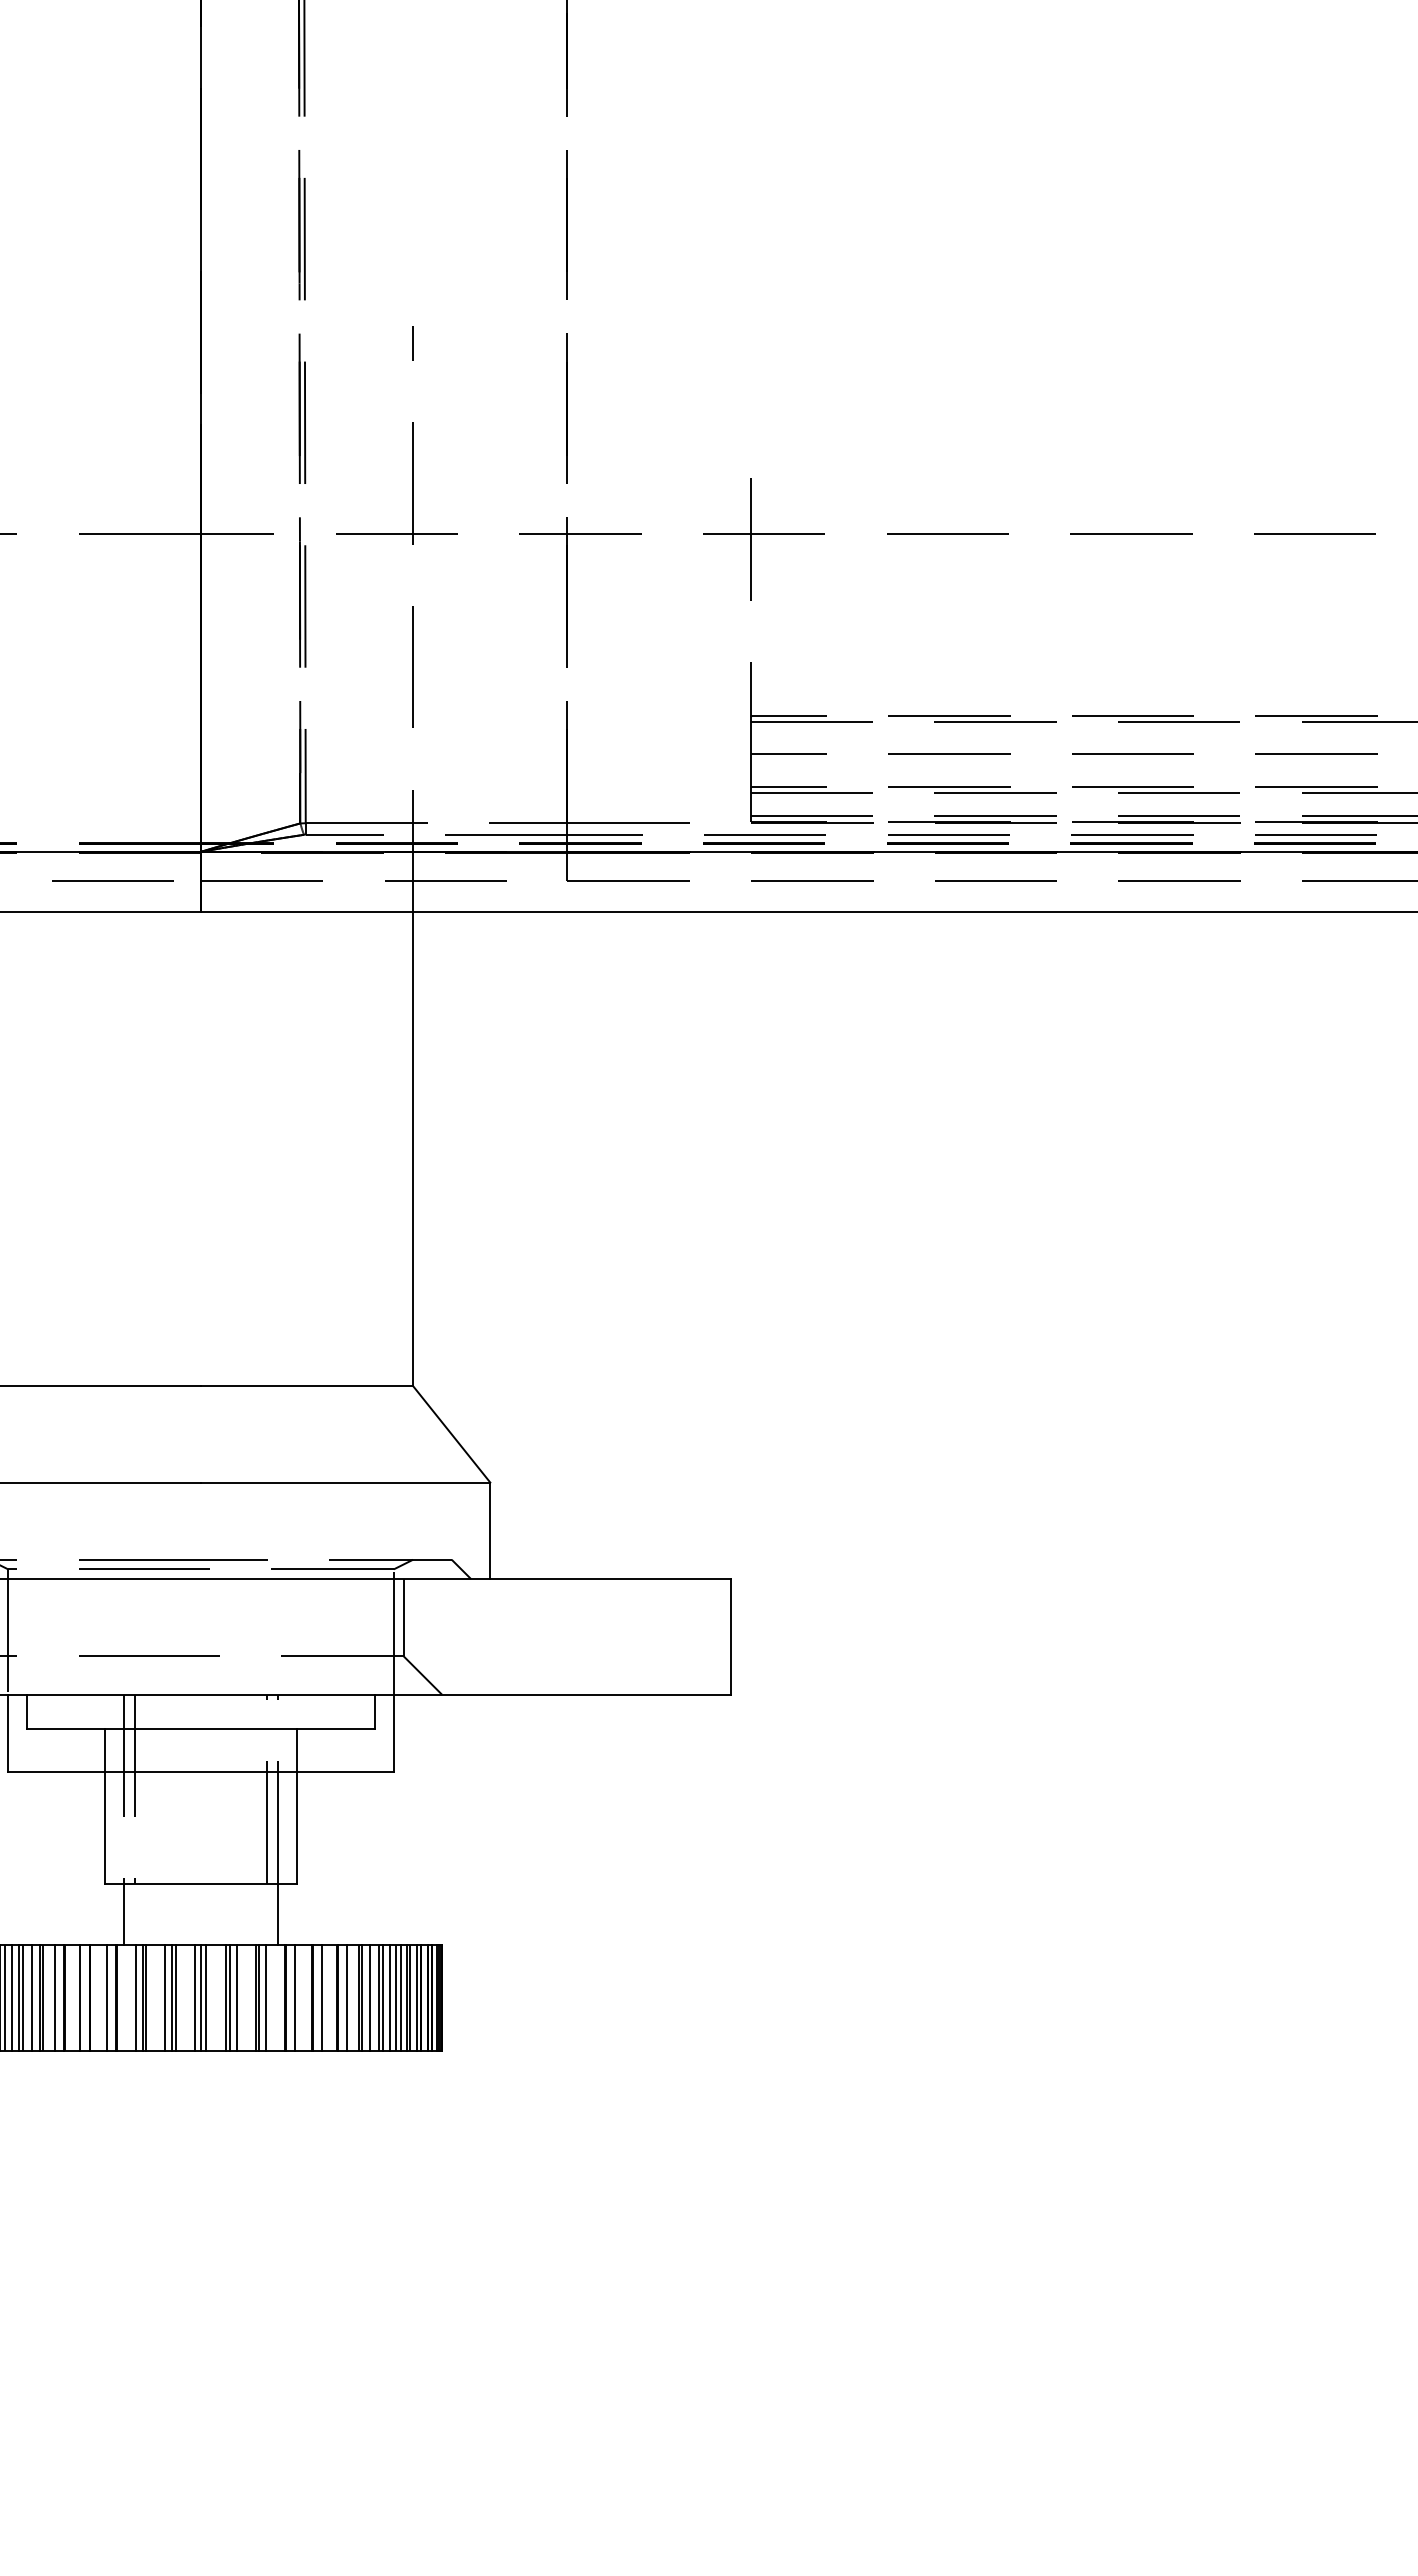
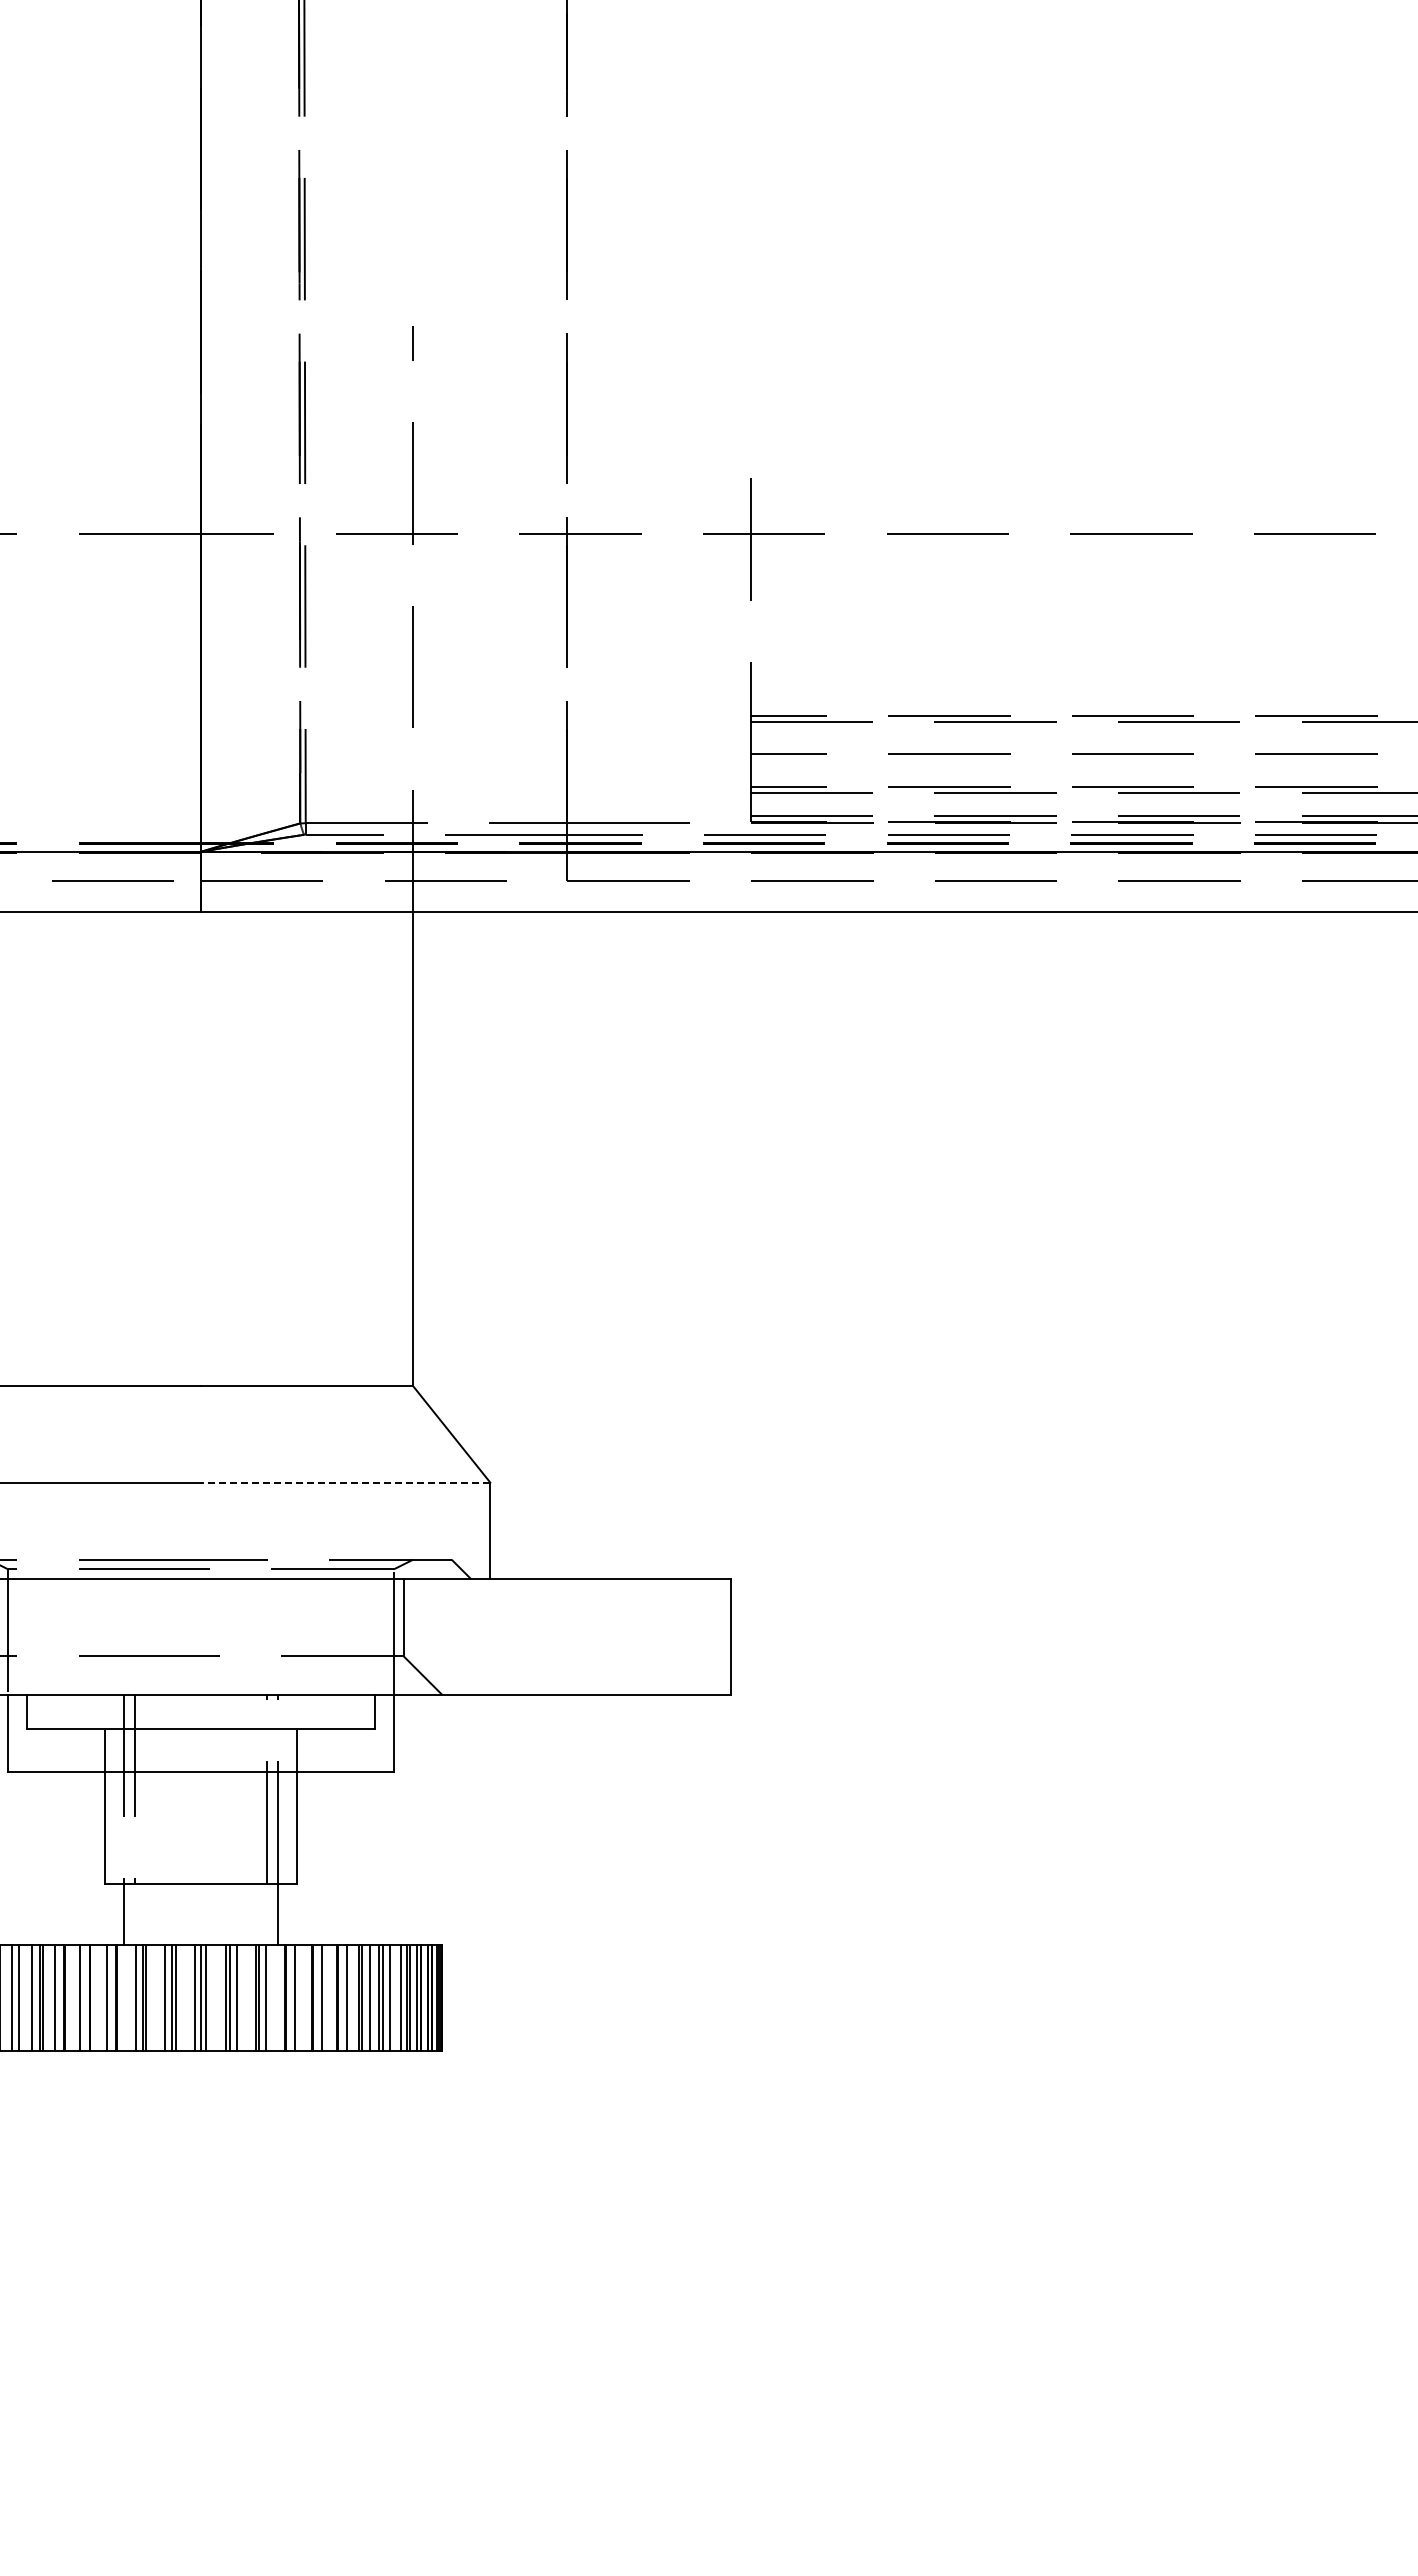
line: solid -> dashed (345, 1482)
line: present -> none (5, 1998)
line: present -> none (22, 1998)
line: present -> none (396, 1998)
